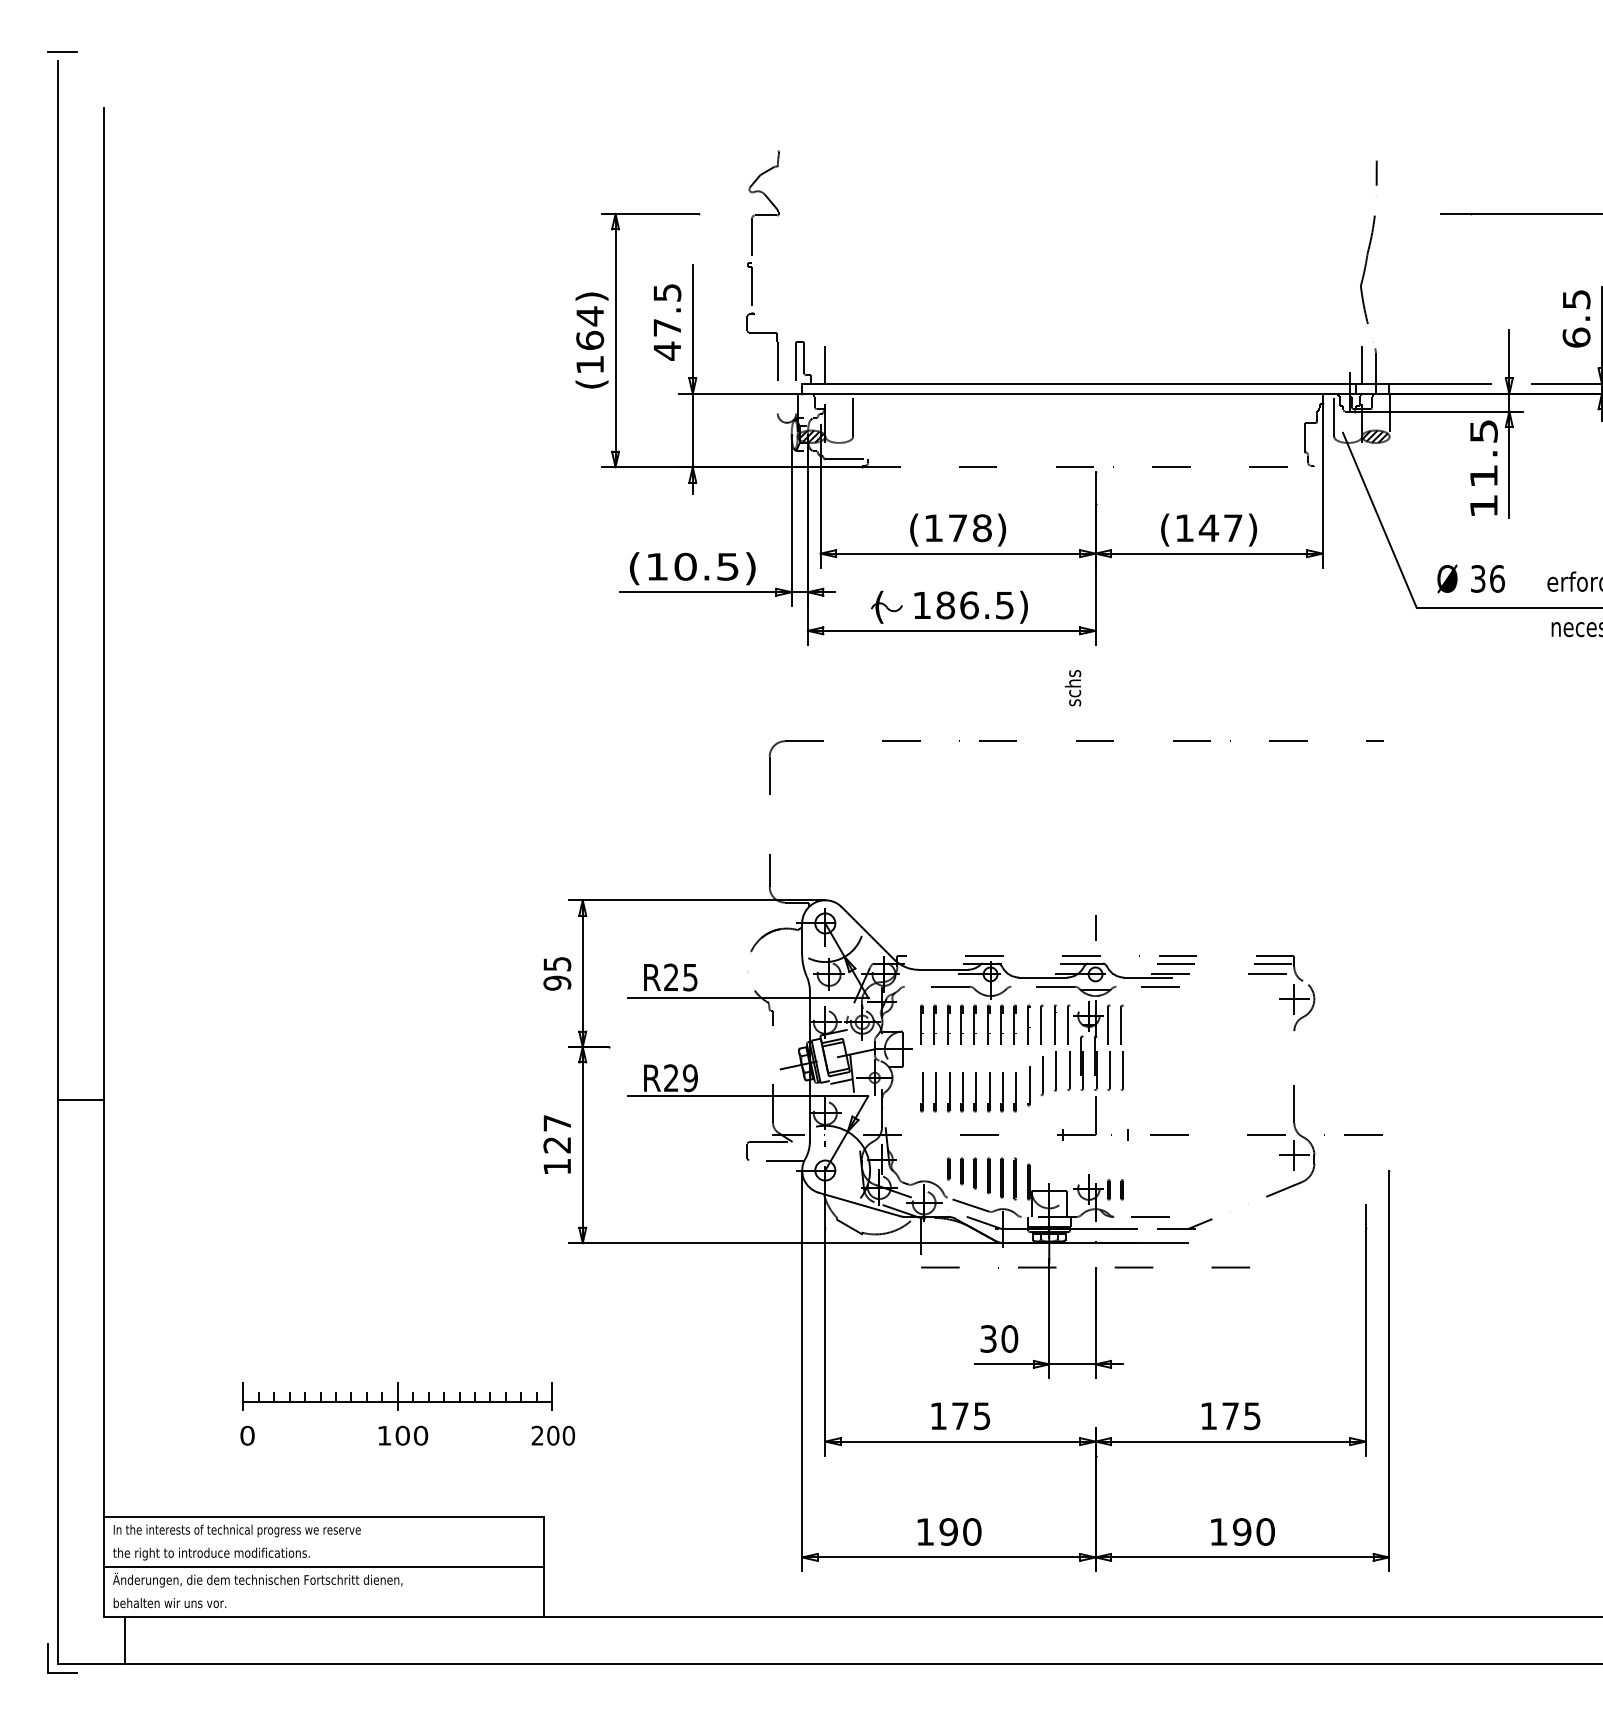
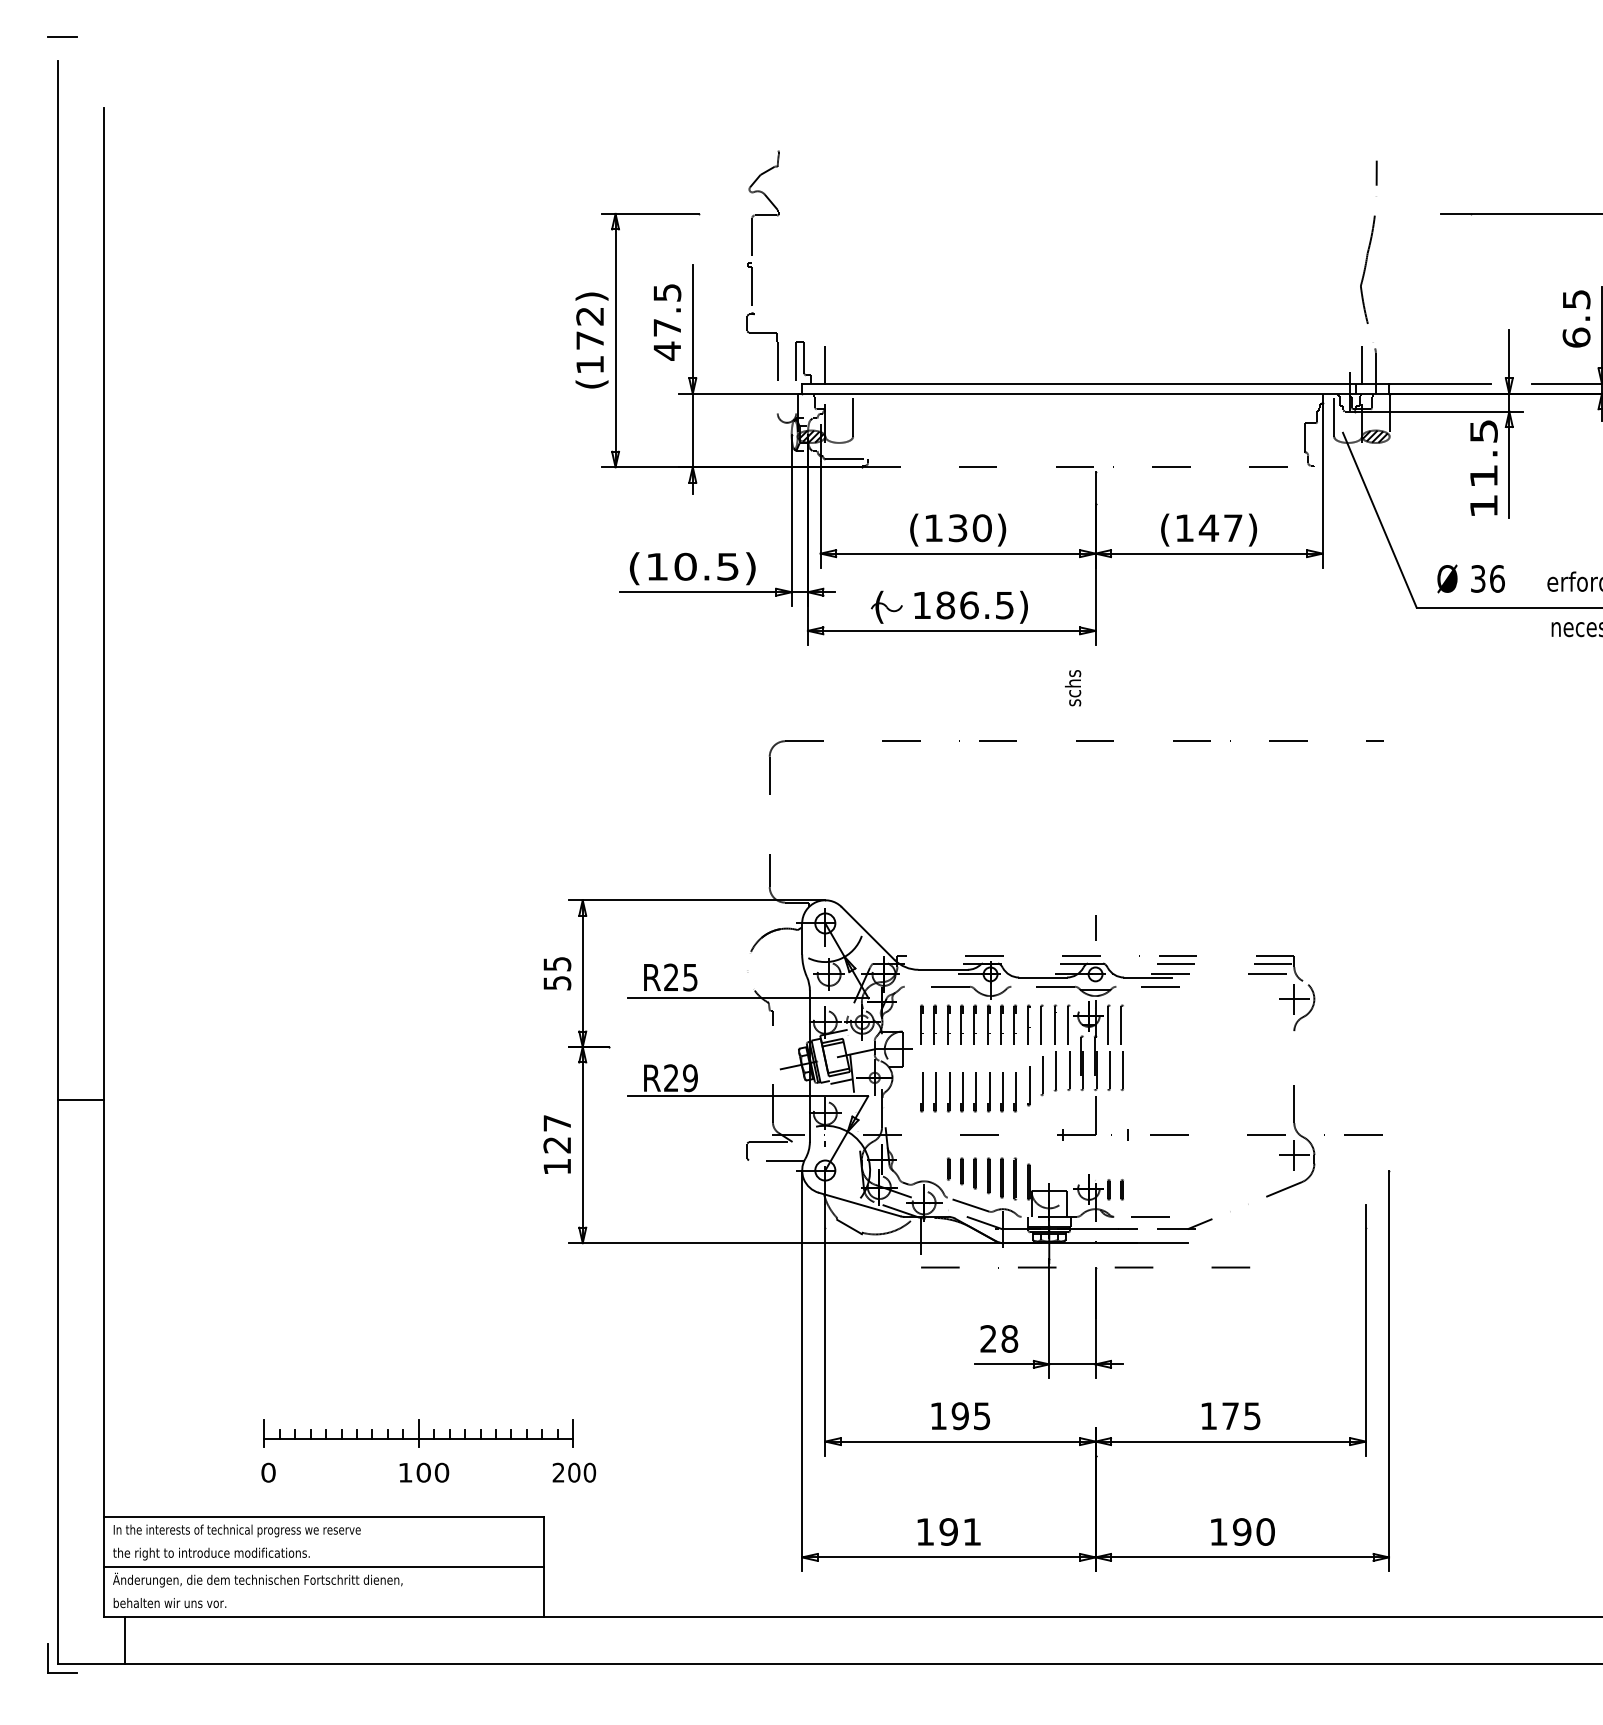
line position: (62, 51) -> (62, 36) (62, 36)
text: (164) -> (172) (590, 327)
text: (178) -> (130) (970, 528)
text: 95 -> 55 (557, 982)
text: 30 -> 28 (999, 1338)
part position: (398, 1410) -> (419, 1447) (419, 1447)
text: 175 -> 195 (959, 1416)
text: 190 -> 191 (972, 1531)
